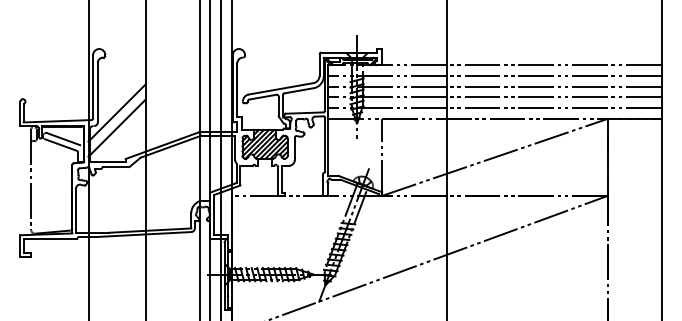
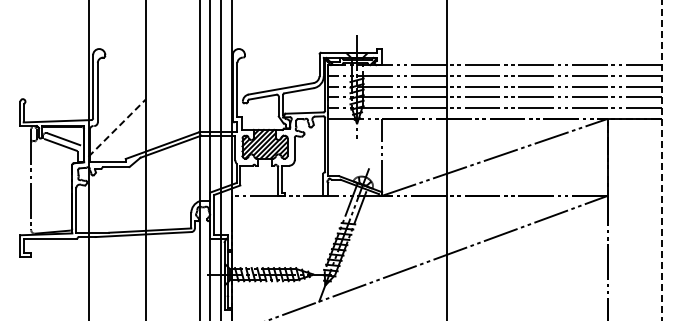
line: present -> none (116, 112)
line: solid -> dashed (117, 128)
line: solid -> dashed (661, 160)
